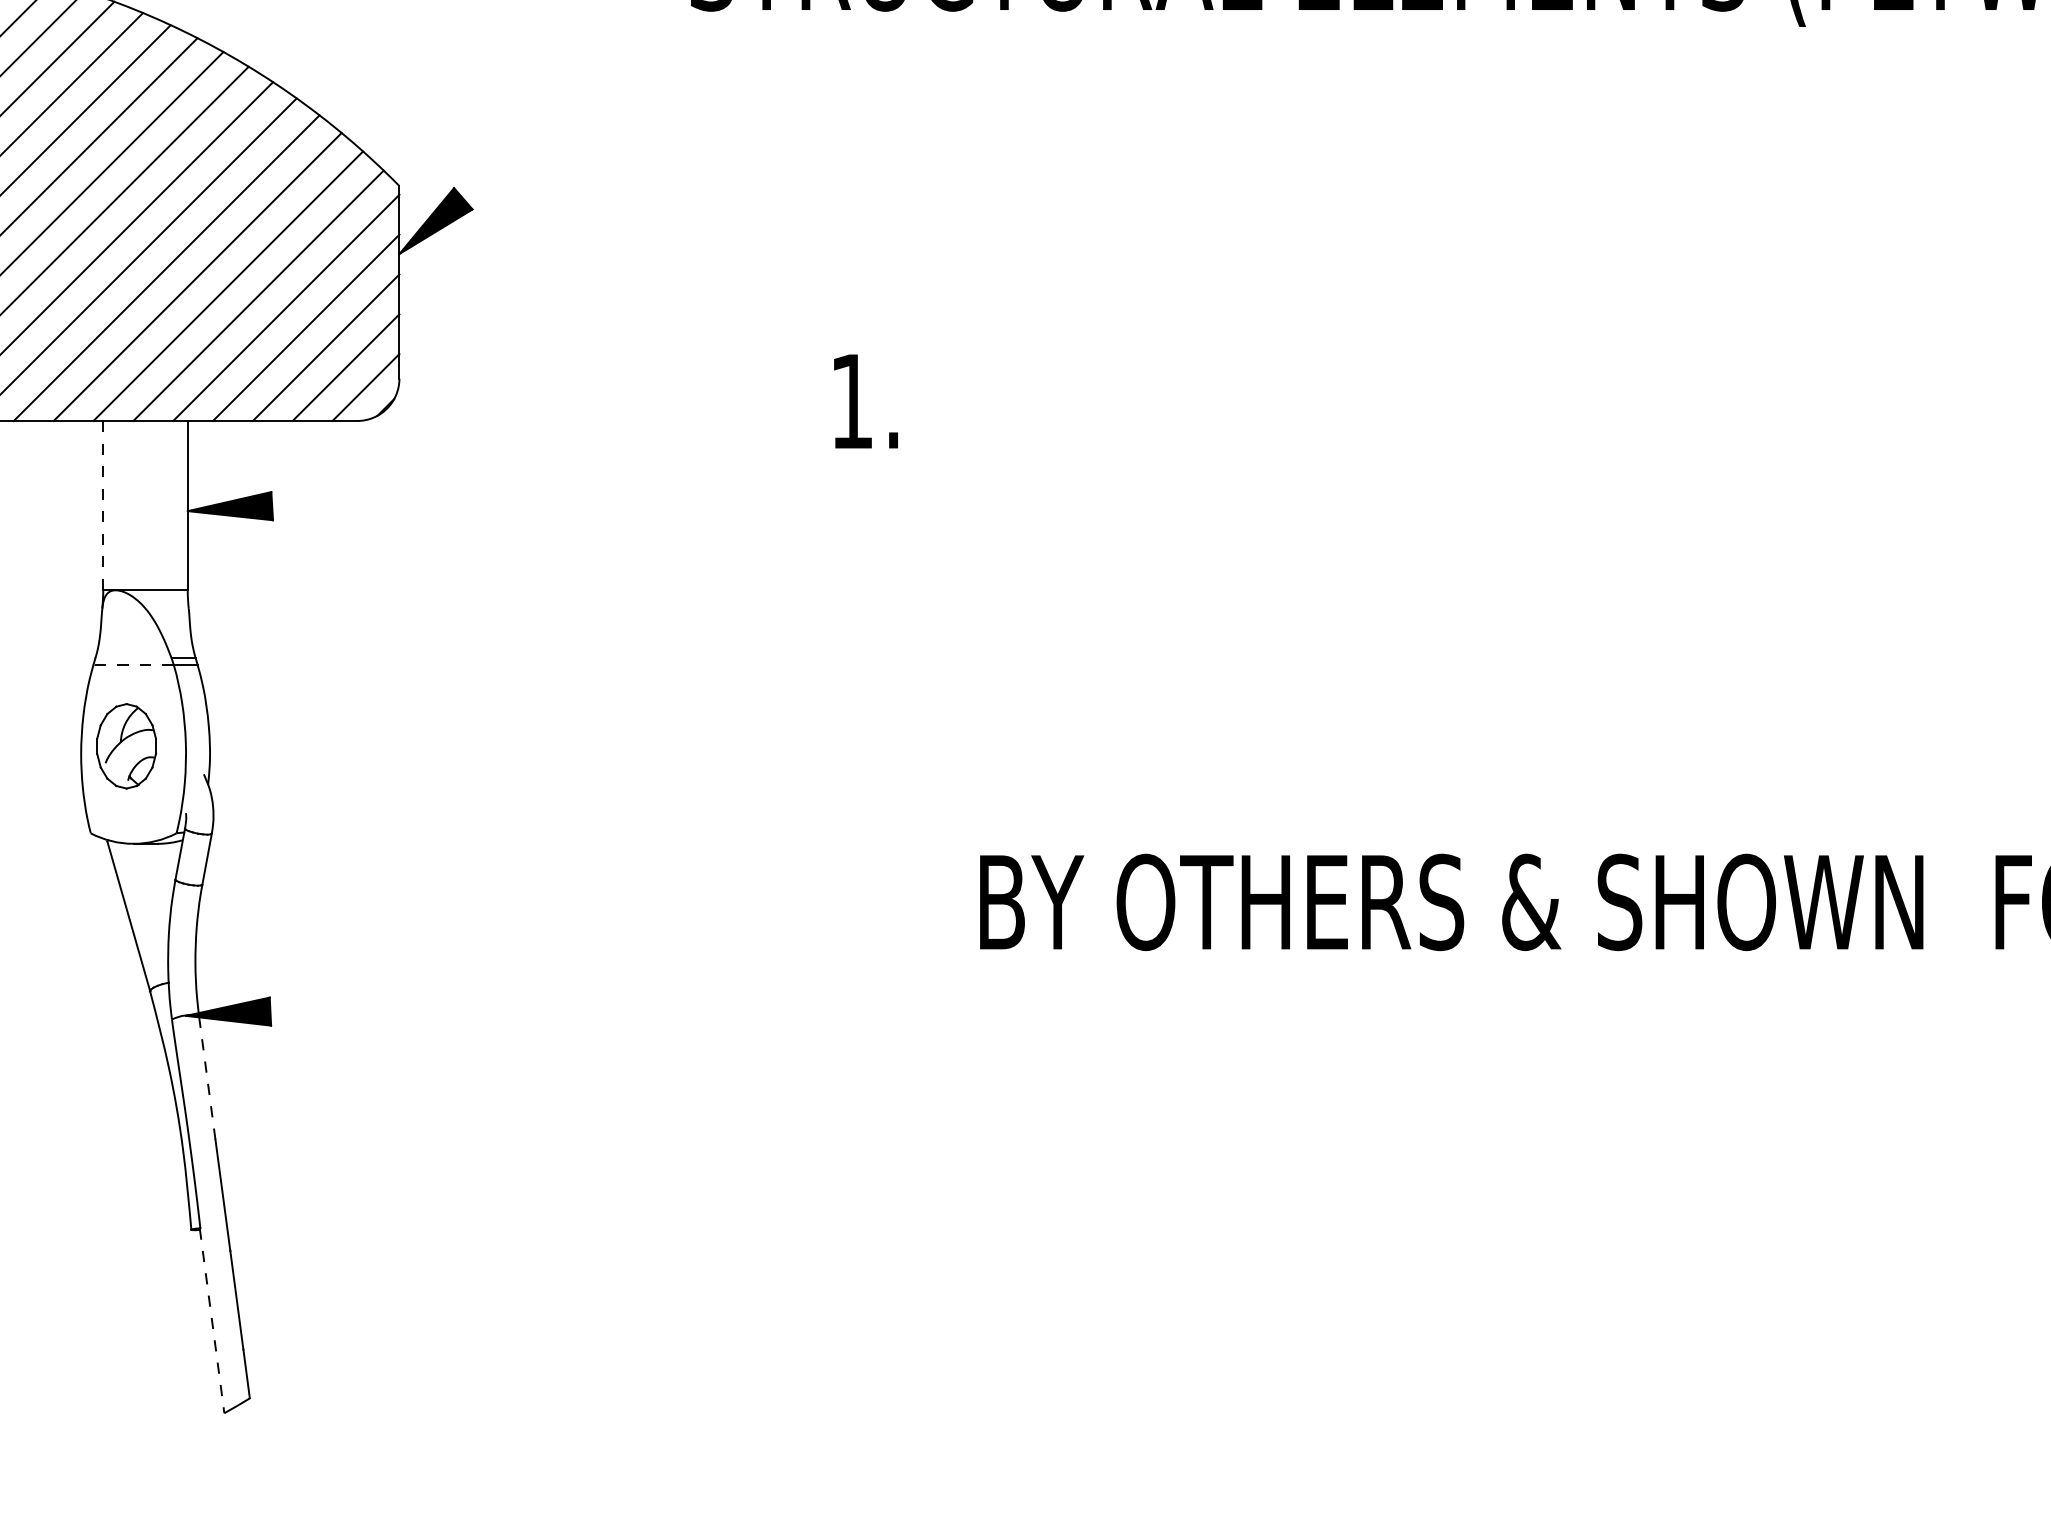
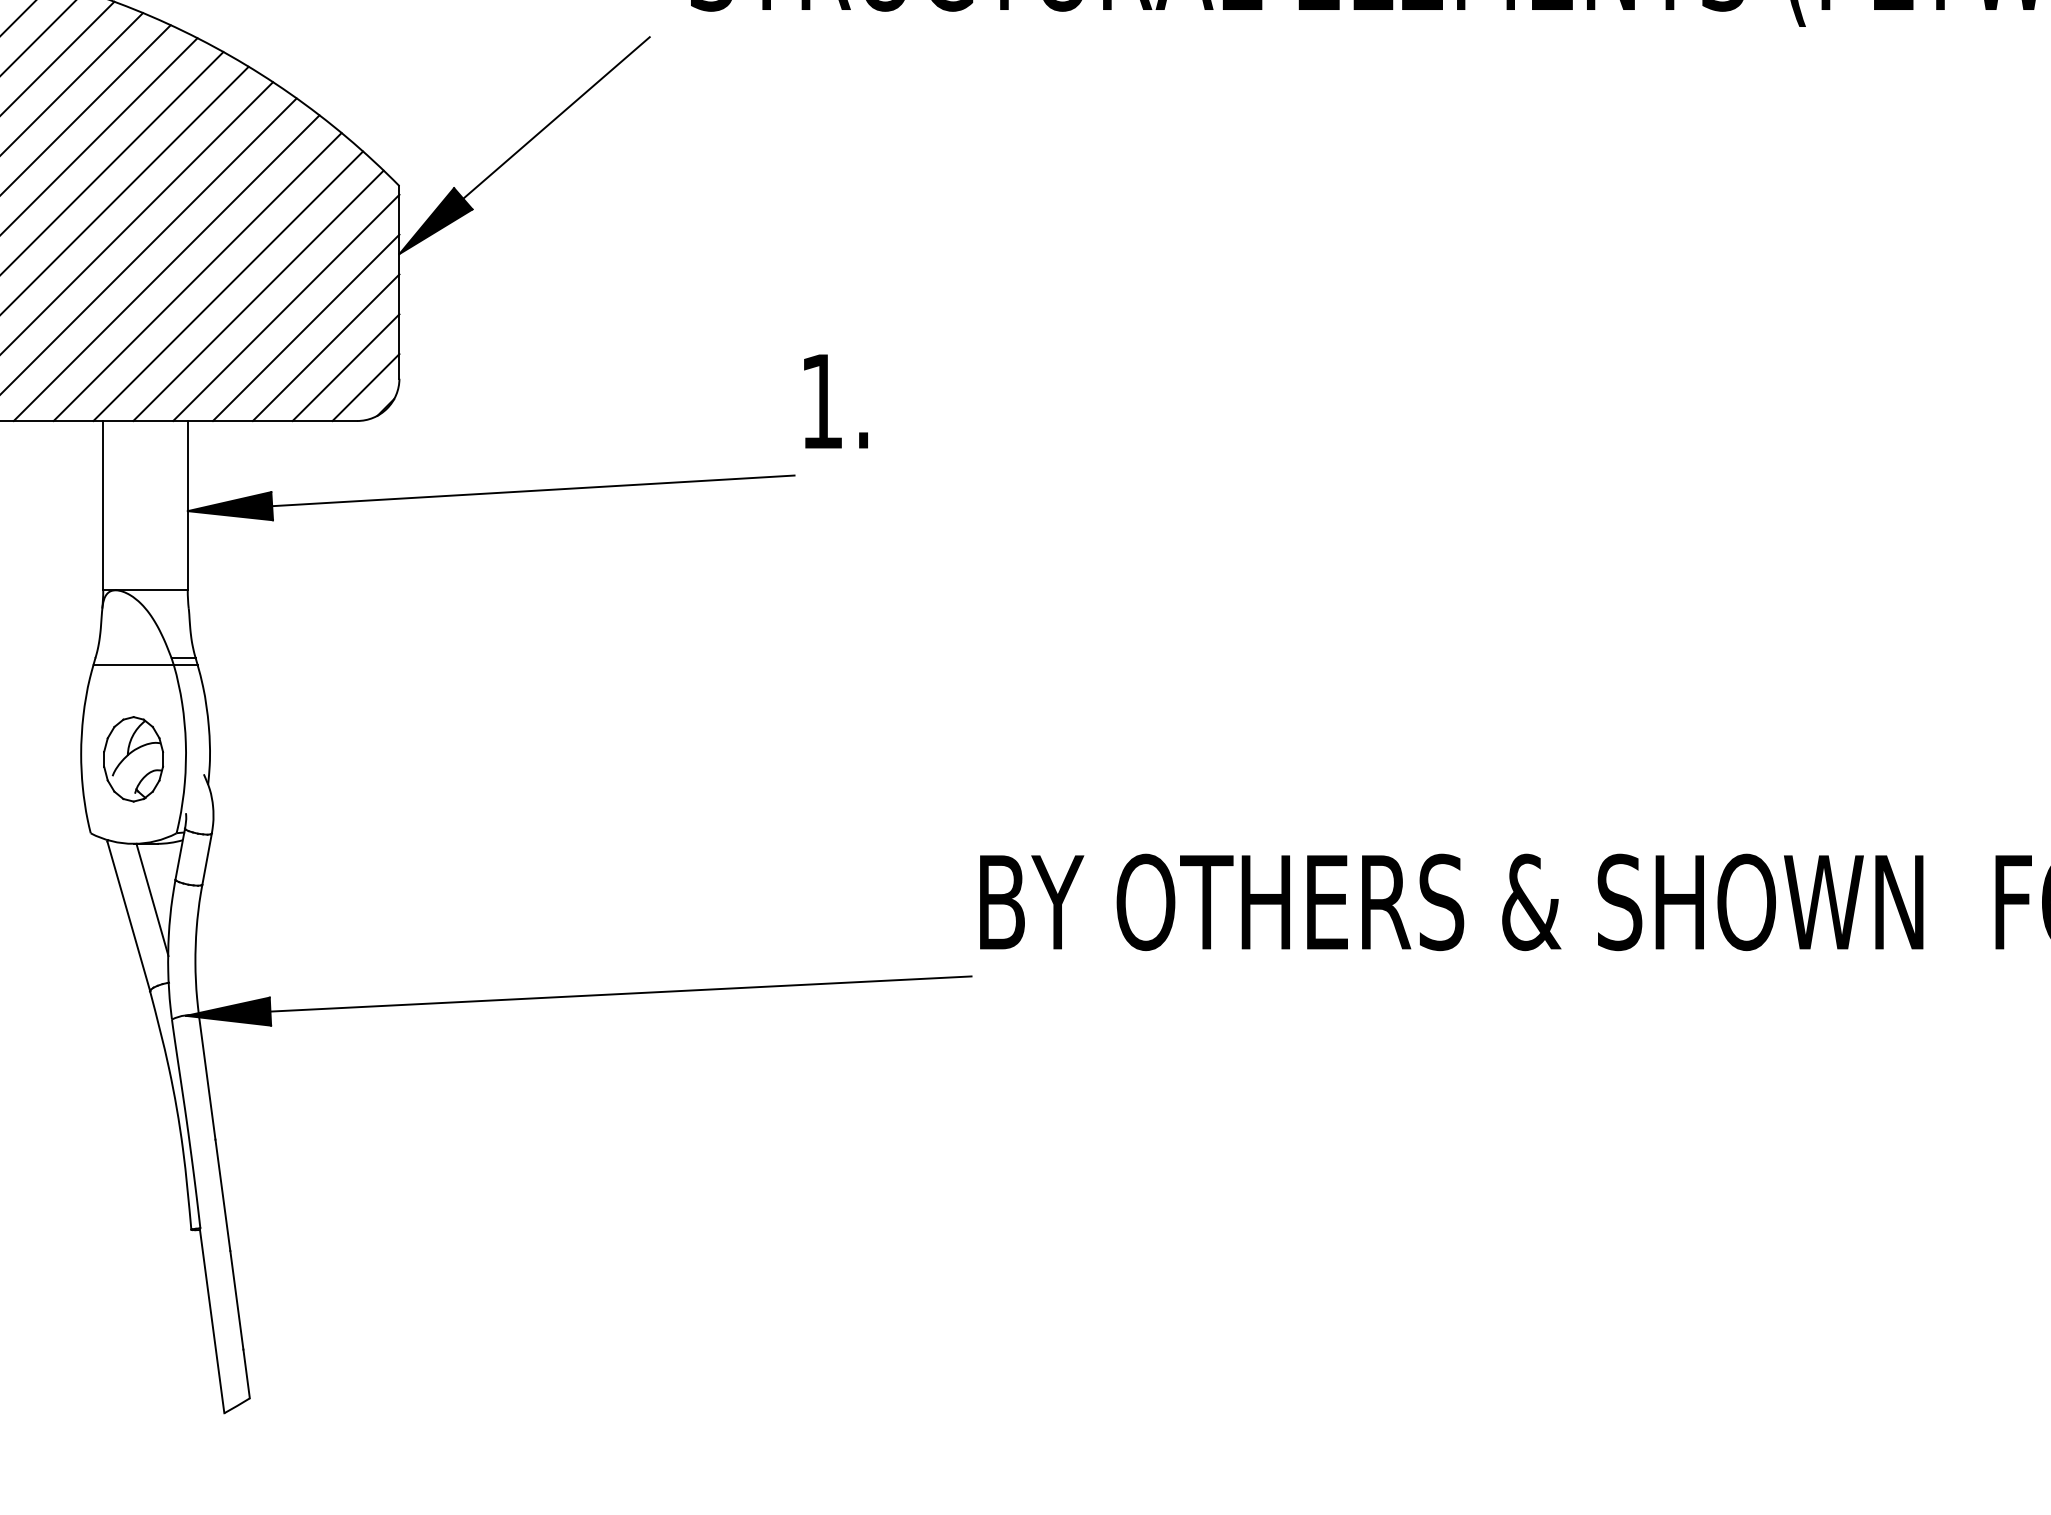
line: none -> present (556, 117)
text position: (865, 401) -> (835, 401) (835, 401)
line: none -> present (533, 490)
line: dashed -> solid (103, 505)
line: dashed -> solid (133, 664)
part position: (126, 746) -> (133, 759) (133, 759)
line: none -> present (152, 899)
line: none -> present (620, 993)
line: dashed -> solid (207, 1077)
line: dashed -> solid (212, 1321)
